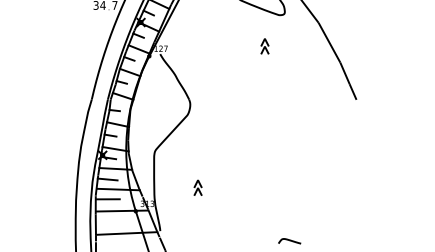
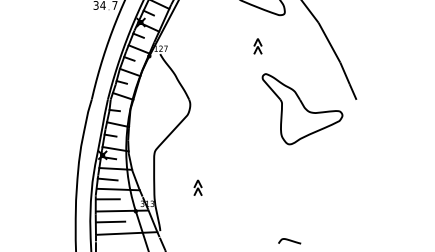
part position: (264, 46) -> (257, 46) (257, 46)
part: none -> present (302, 109)
line: none -> present (110, 221)
